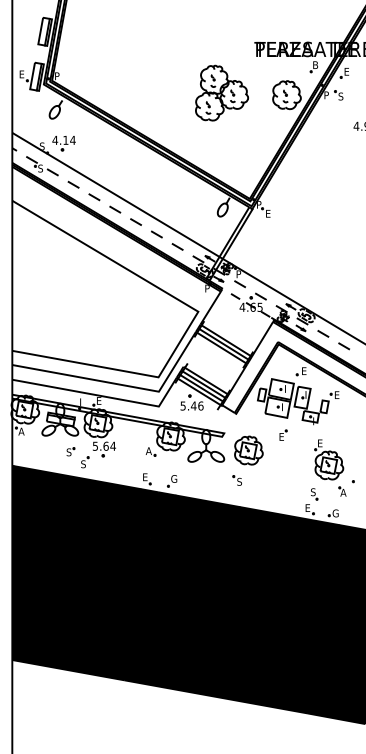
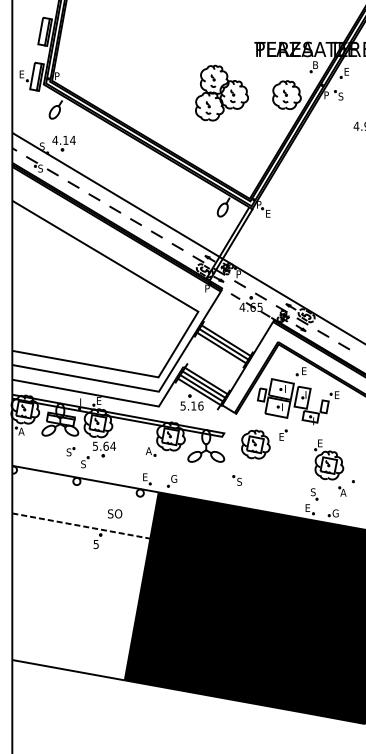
text: 5.46 -> 5.16 (193, 405)
part position: (248, 450) -> (255, 444) (255, 444)
fill: present -> none (85, 572)
